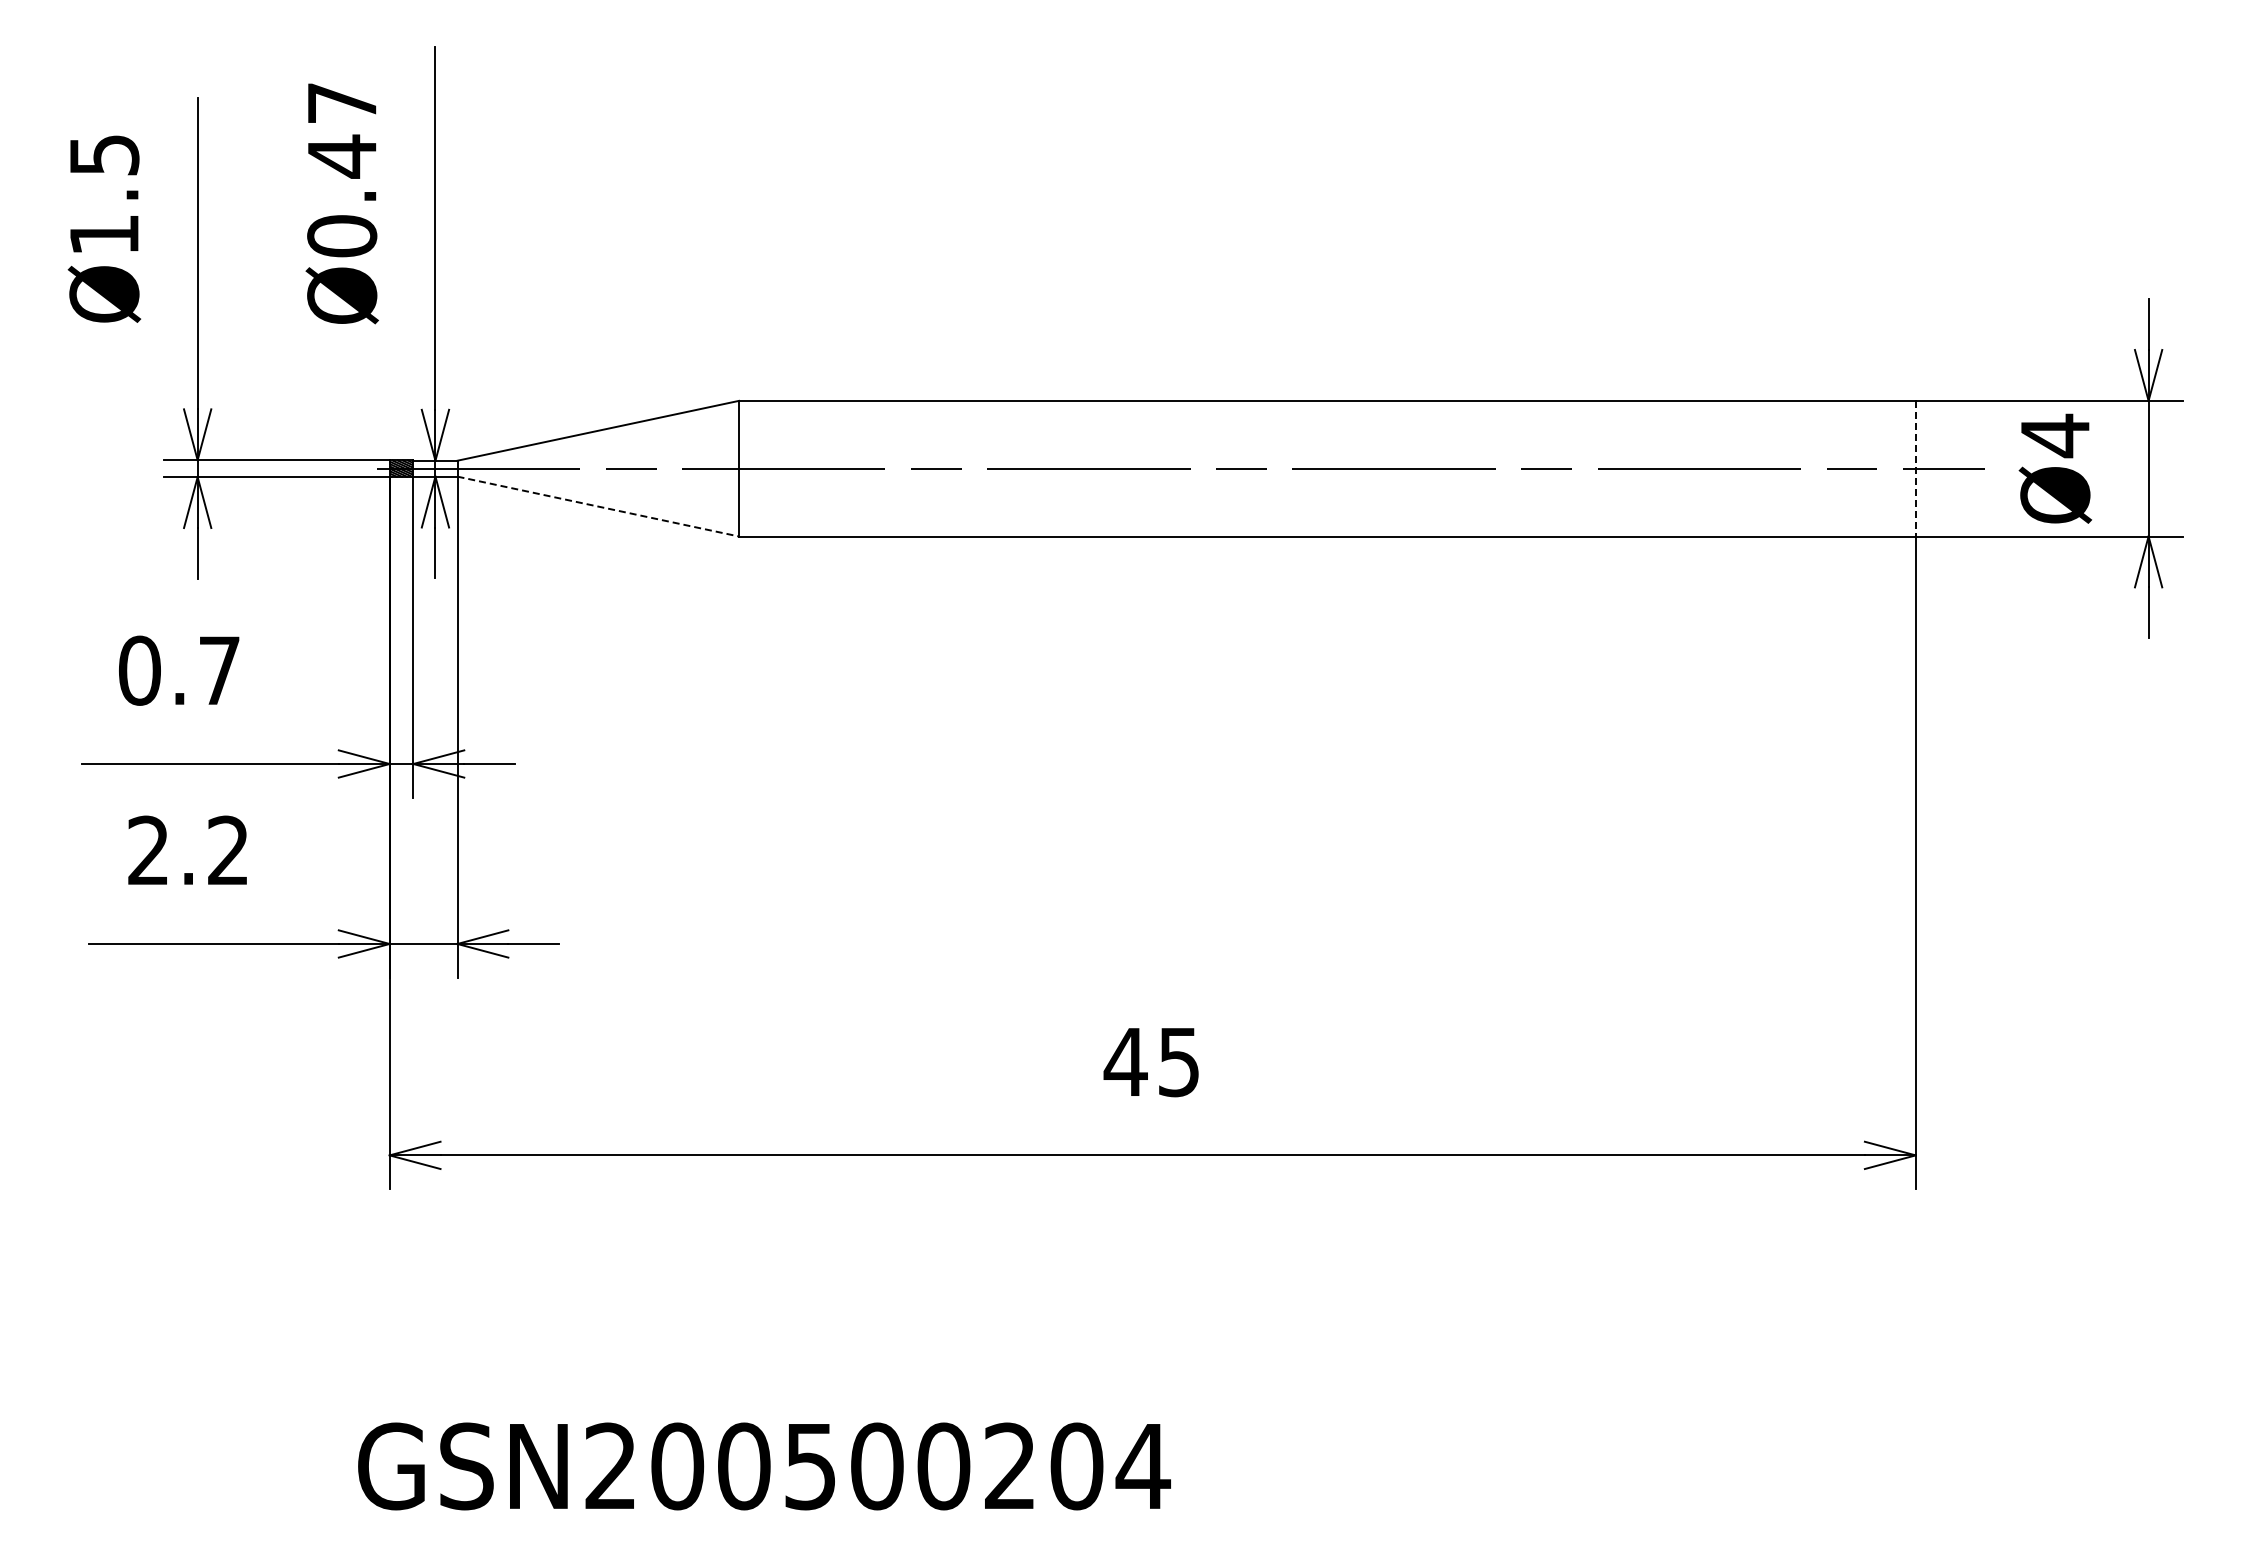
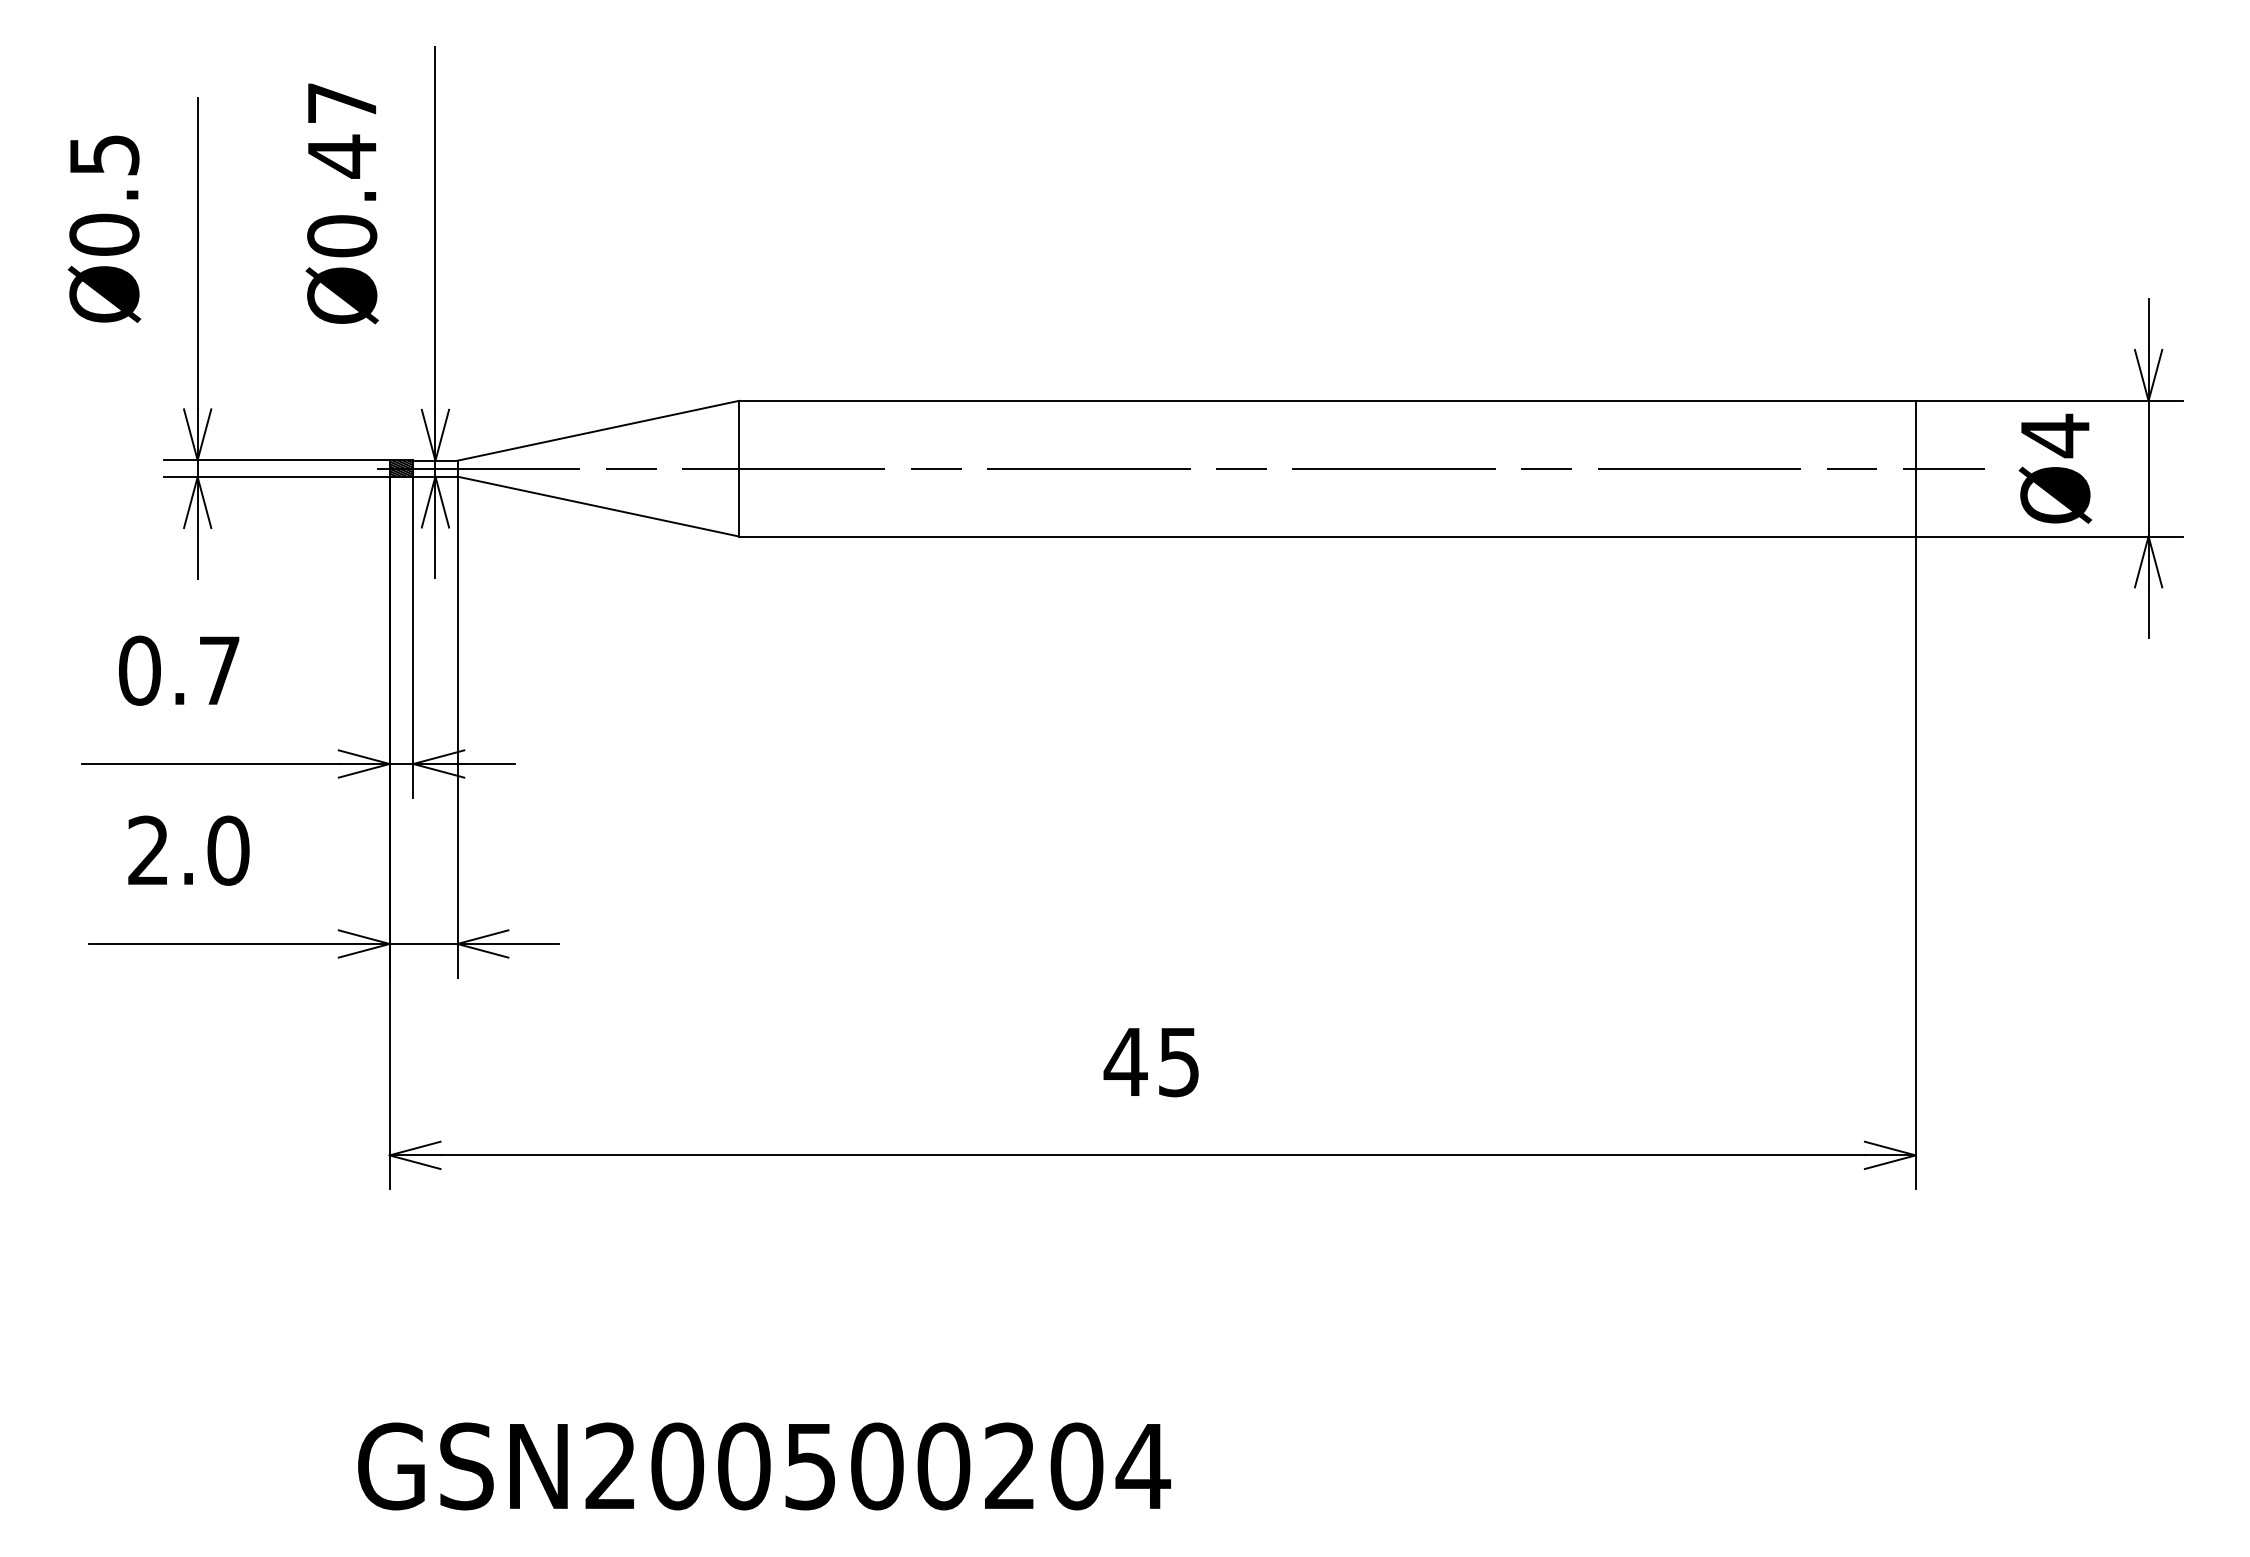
text: Ø1.5 -> Ø0.5 (104, 234)
line: dashed -> solid (1915, 468)
line: dashed -> solid (598, 506)
text: 2.2 -> 2.0 (228, 850)
